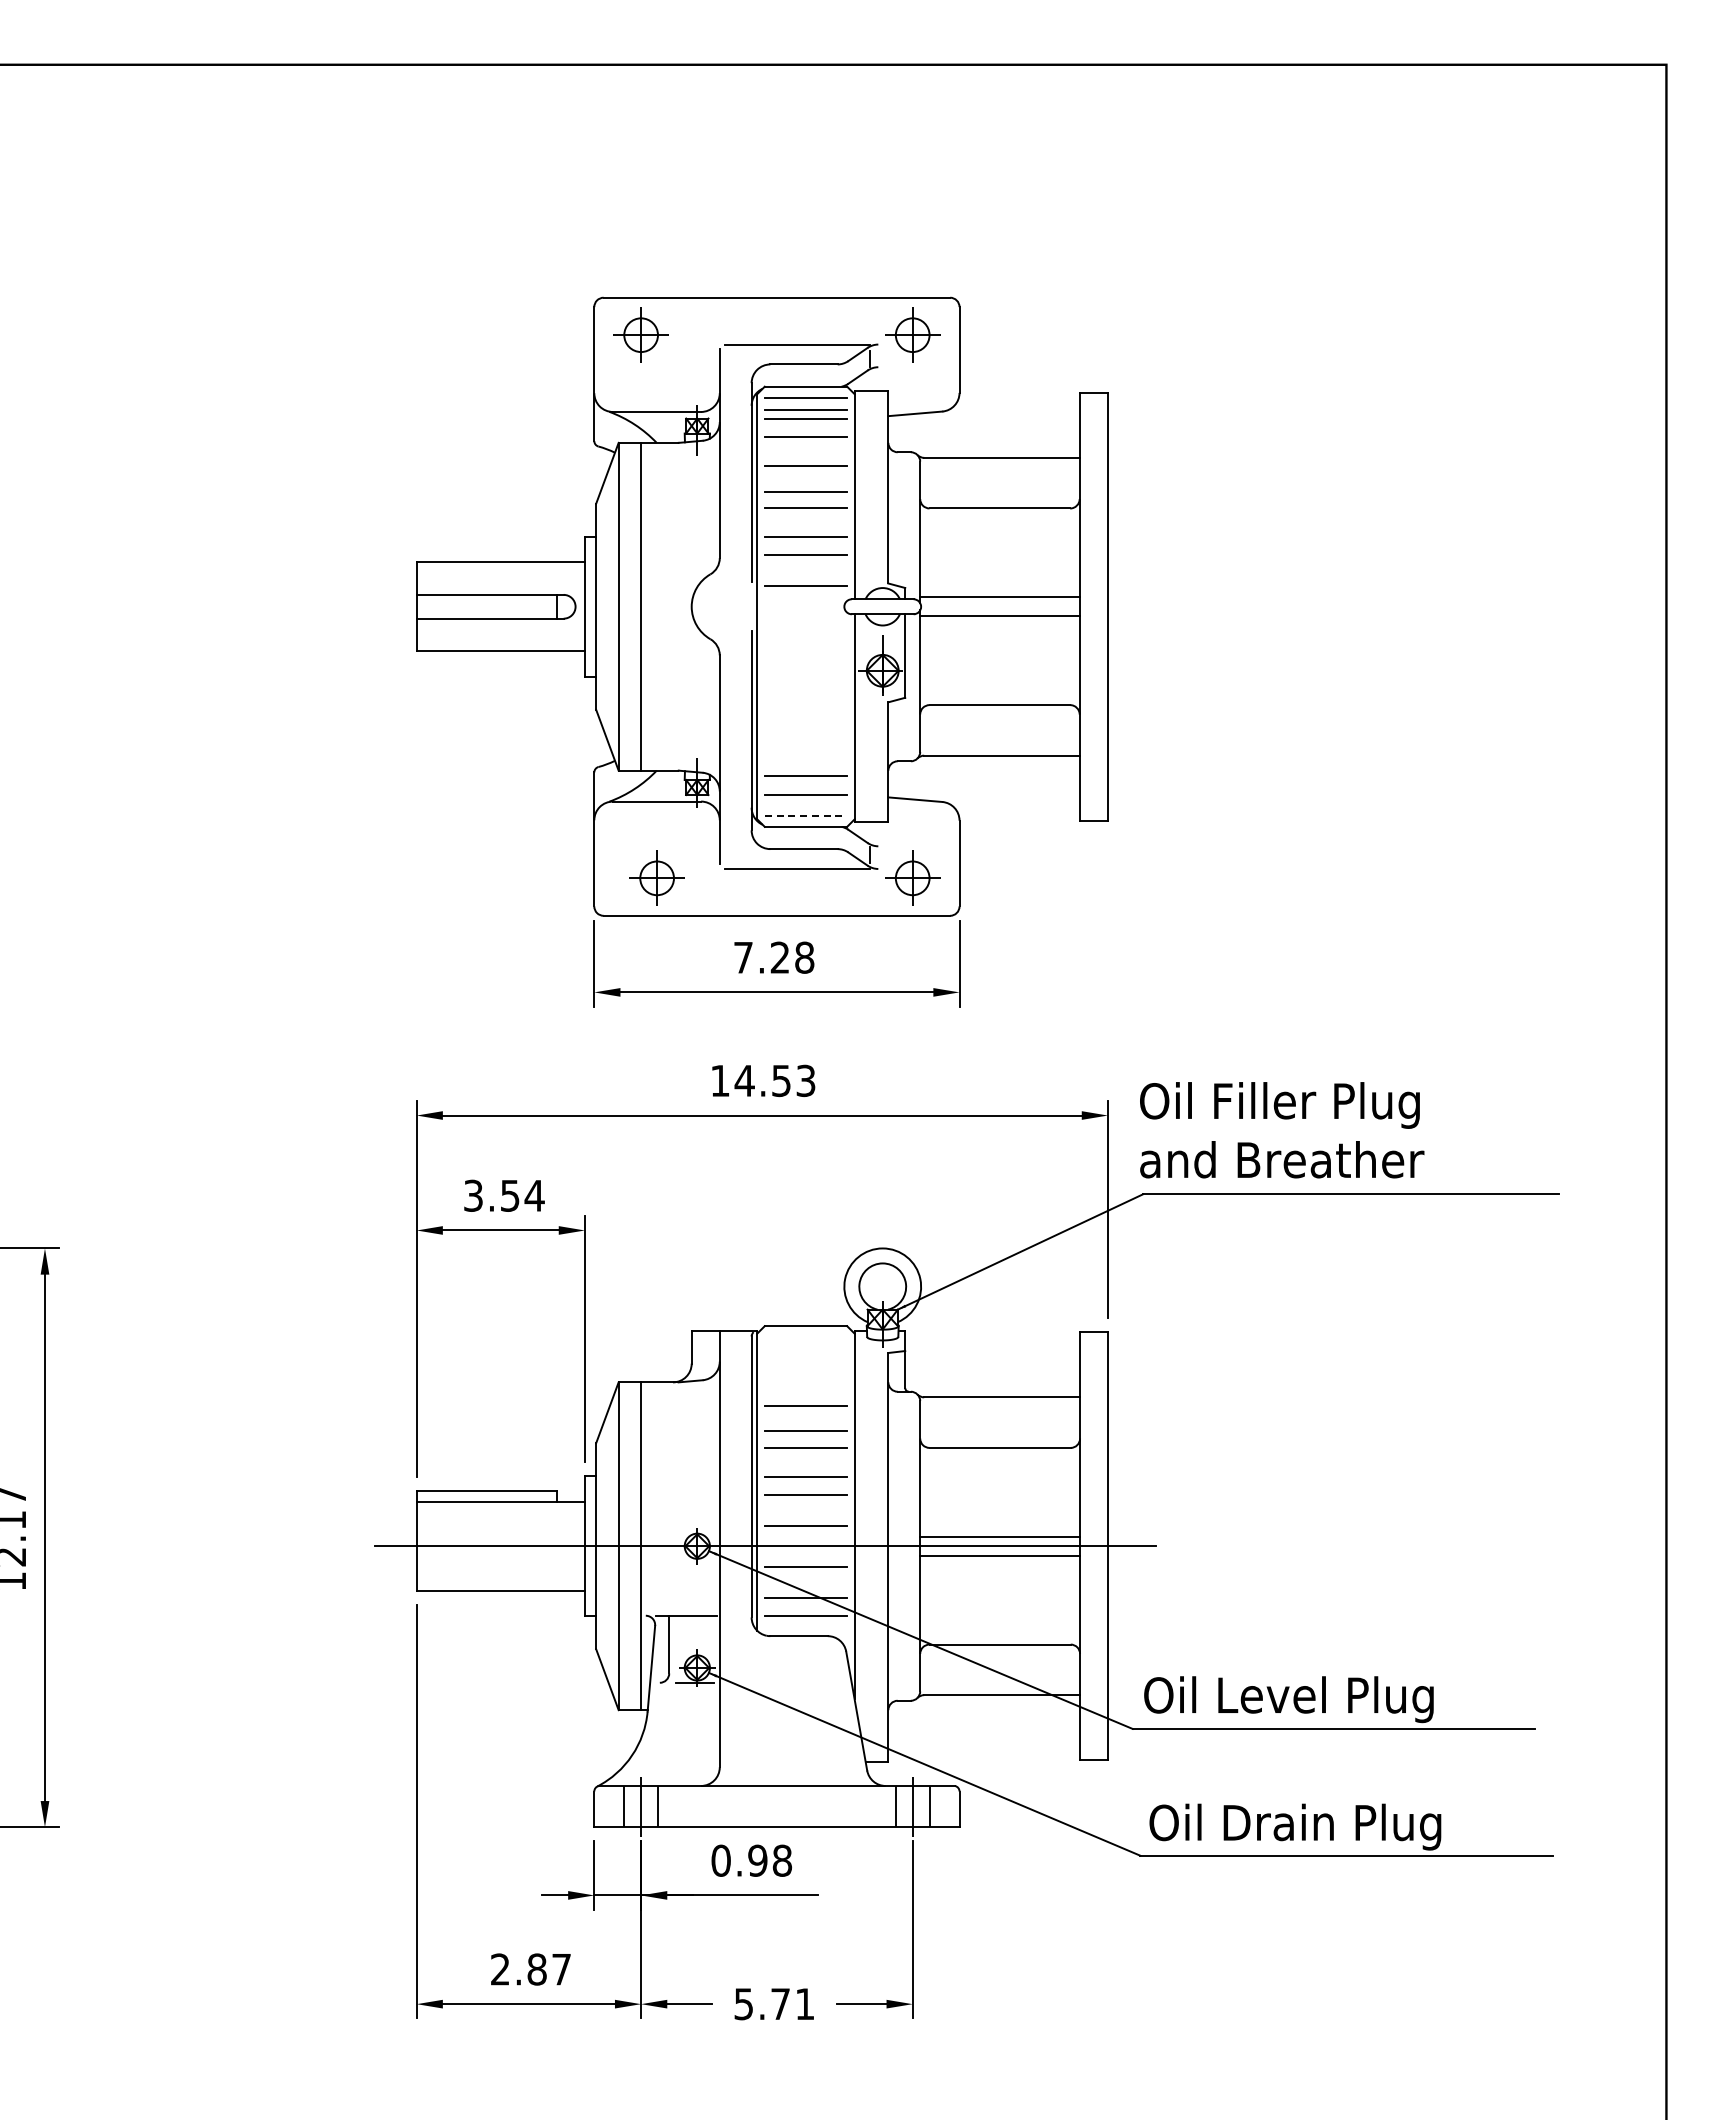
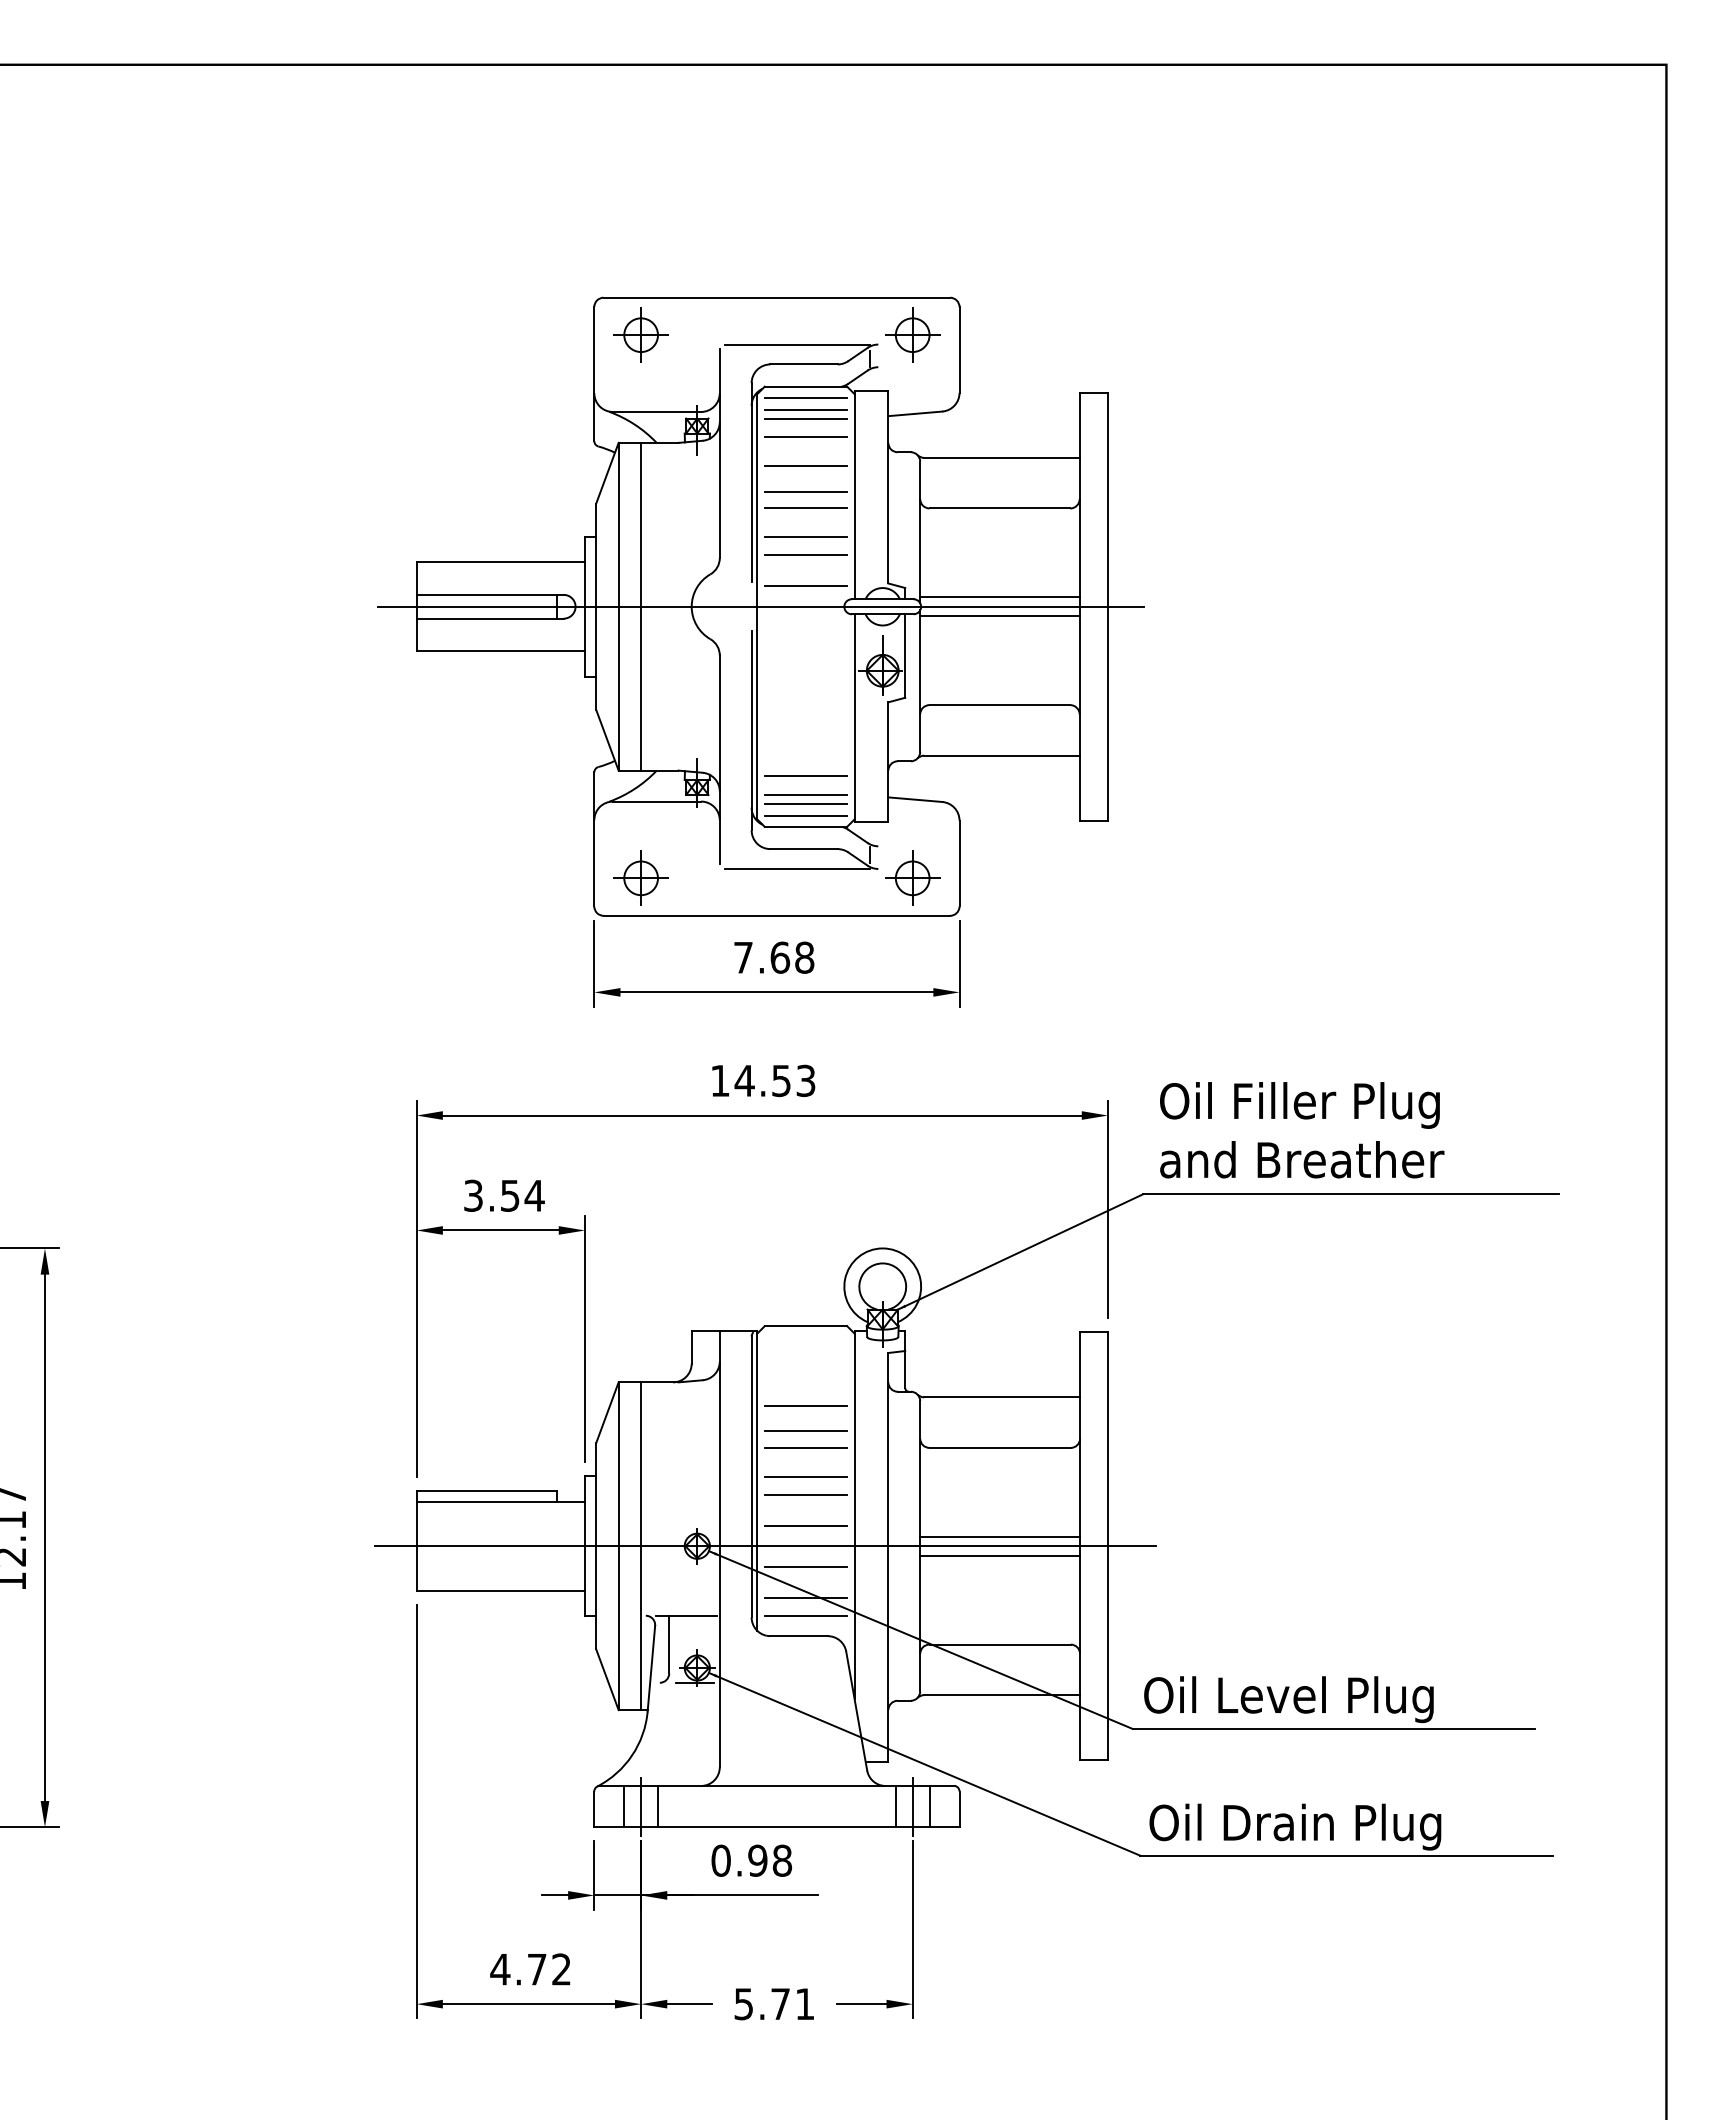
line: none -> present (760, 606)
line: none -> present (805, 803)
line: dashed -> solid (806, 815)
part position: (656, 877) -> (640, 877) (640, 877)
text: 7.28 -> 7.68 (780, 957)
text position: (1282, 1130) -> (1302, 1130) (1302, 1130)
text: 2.87 -> 4.72 (530, 1969)
